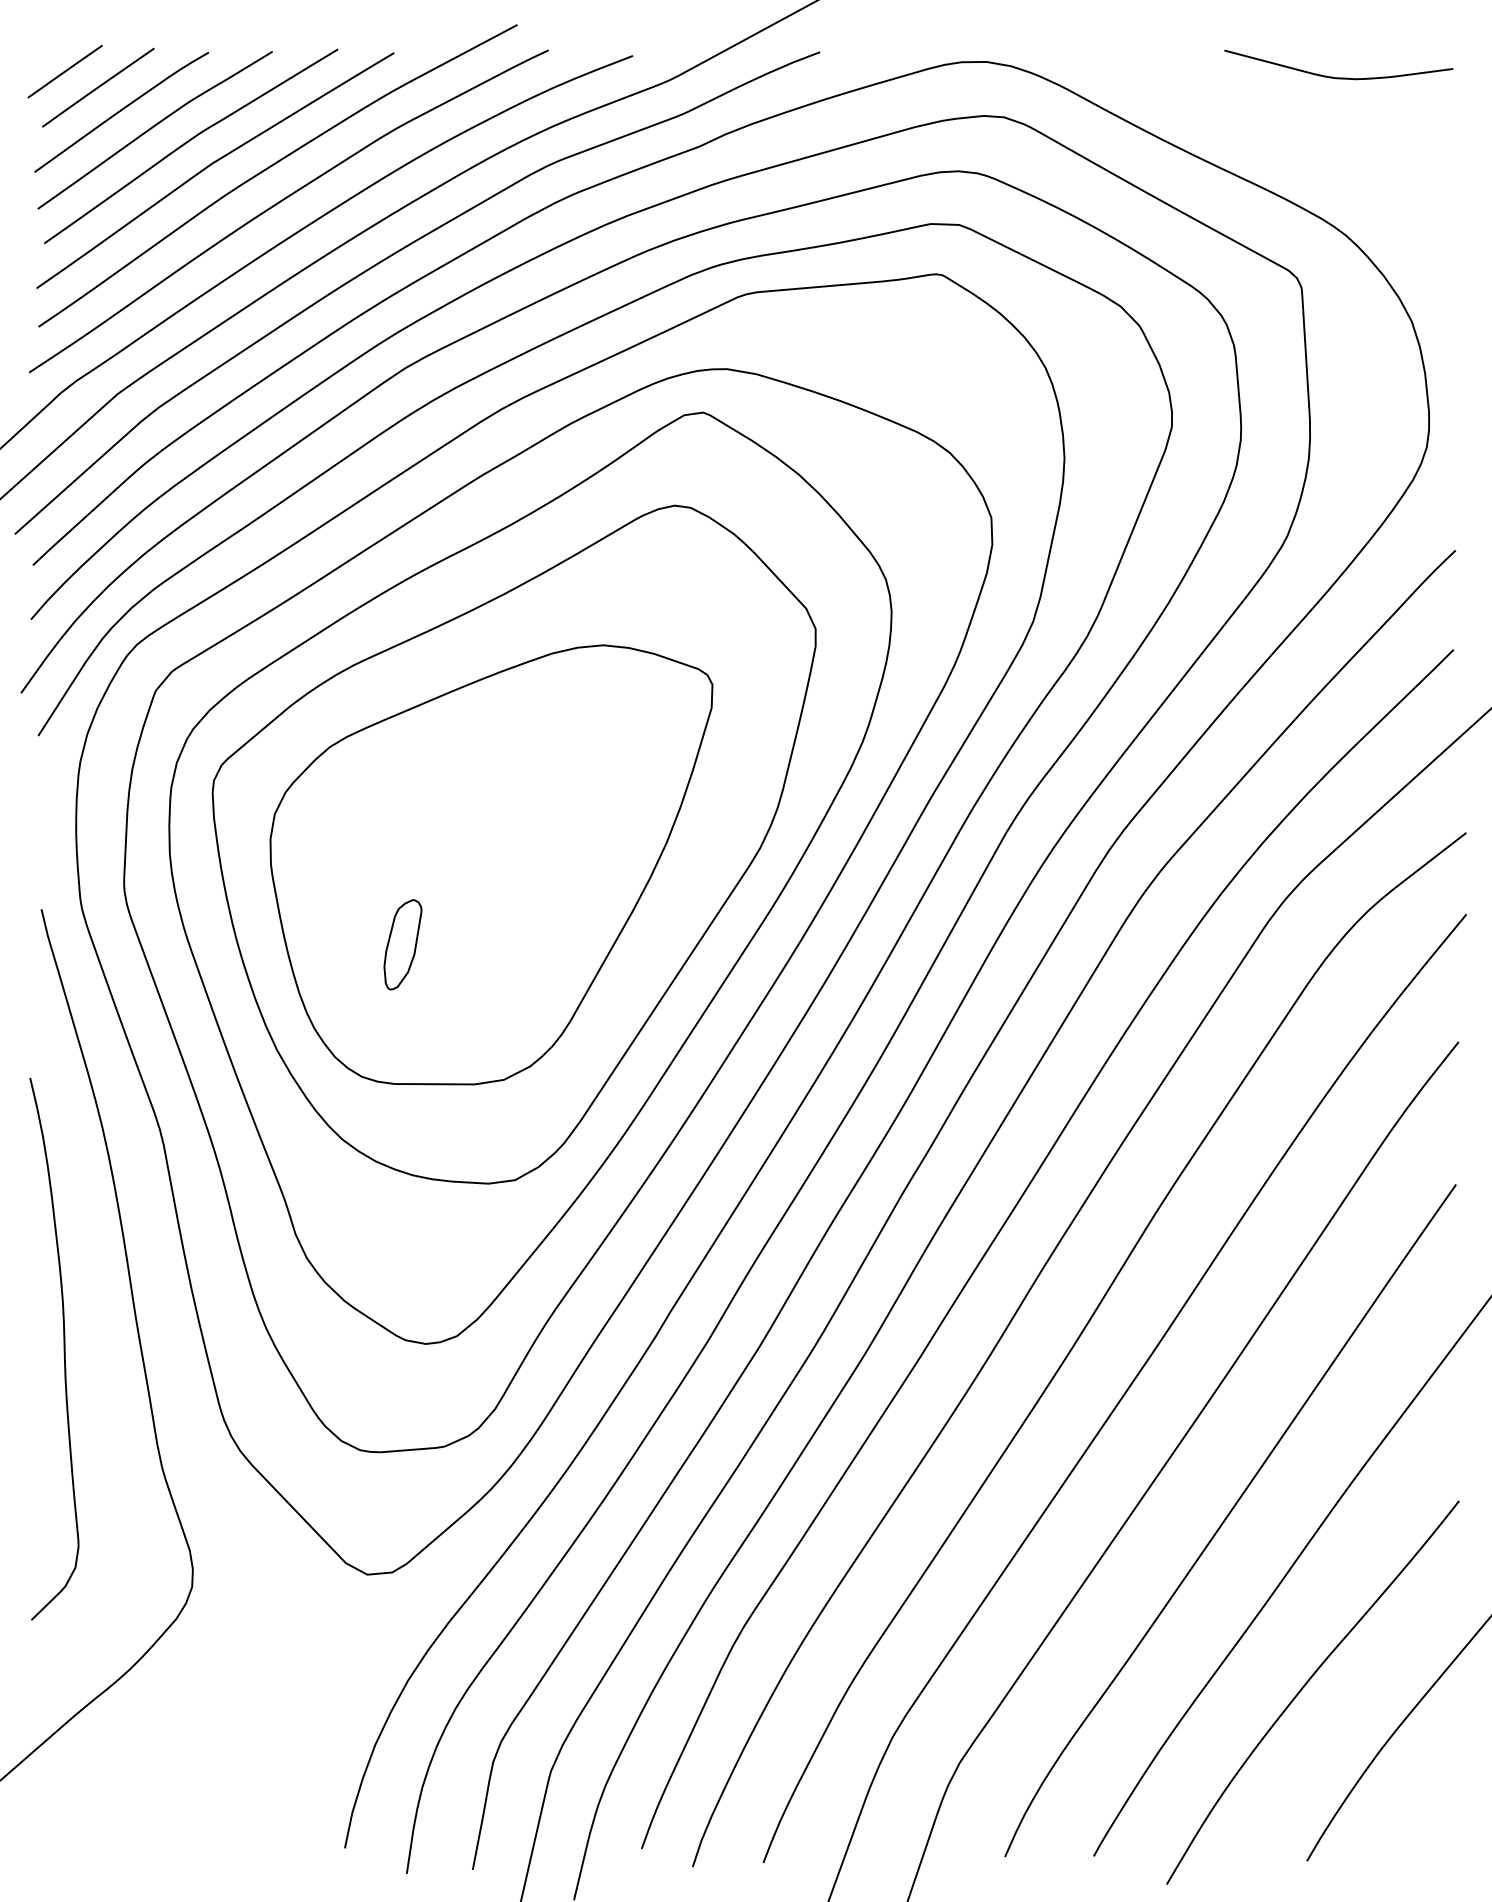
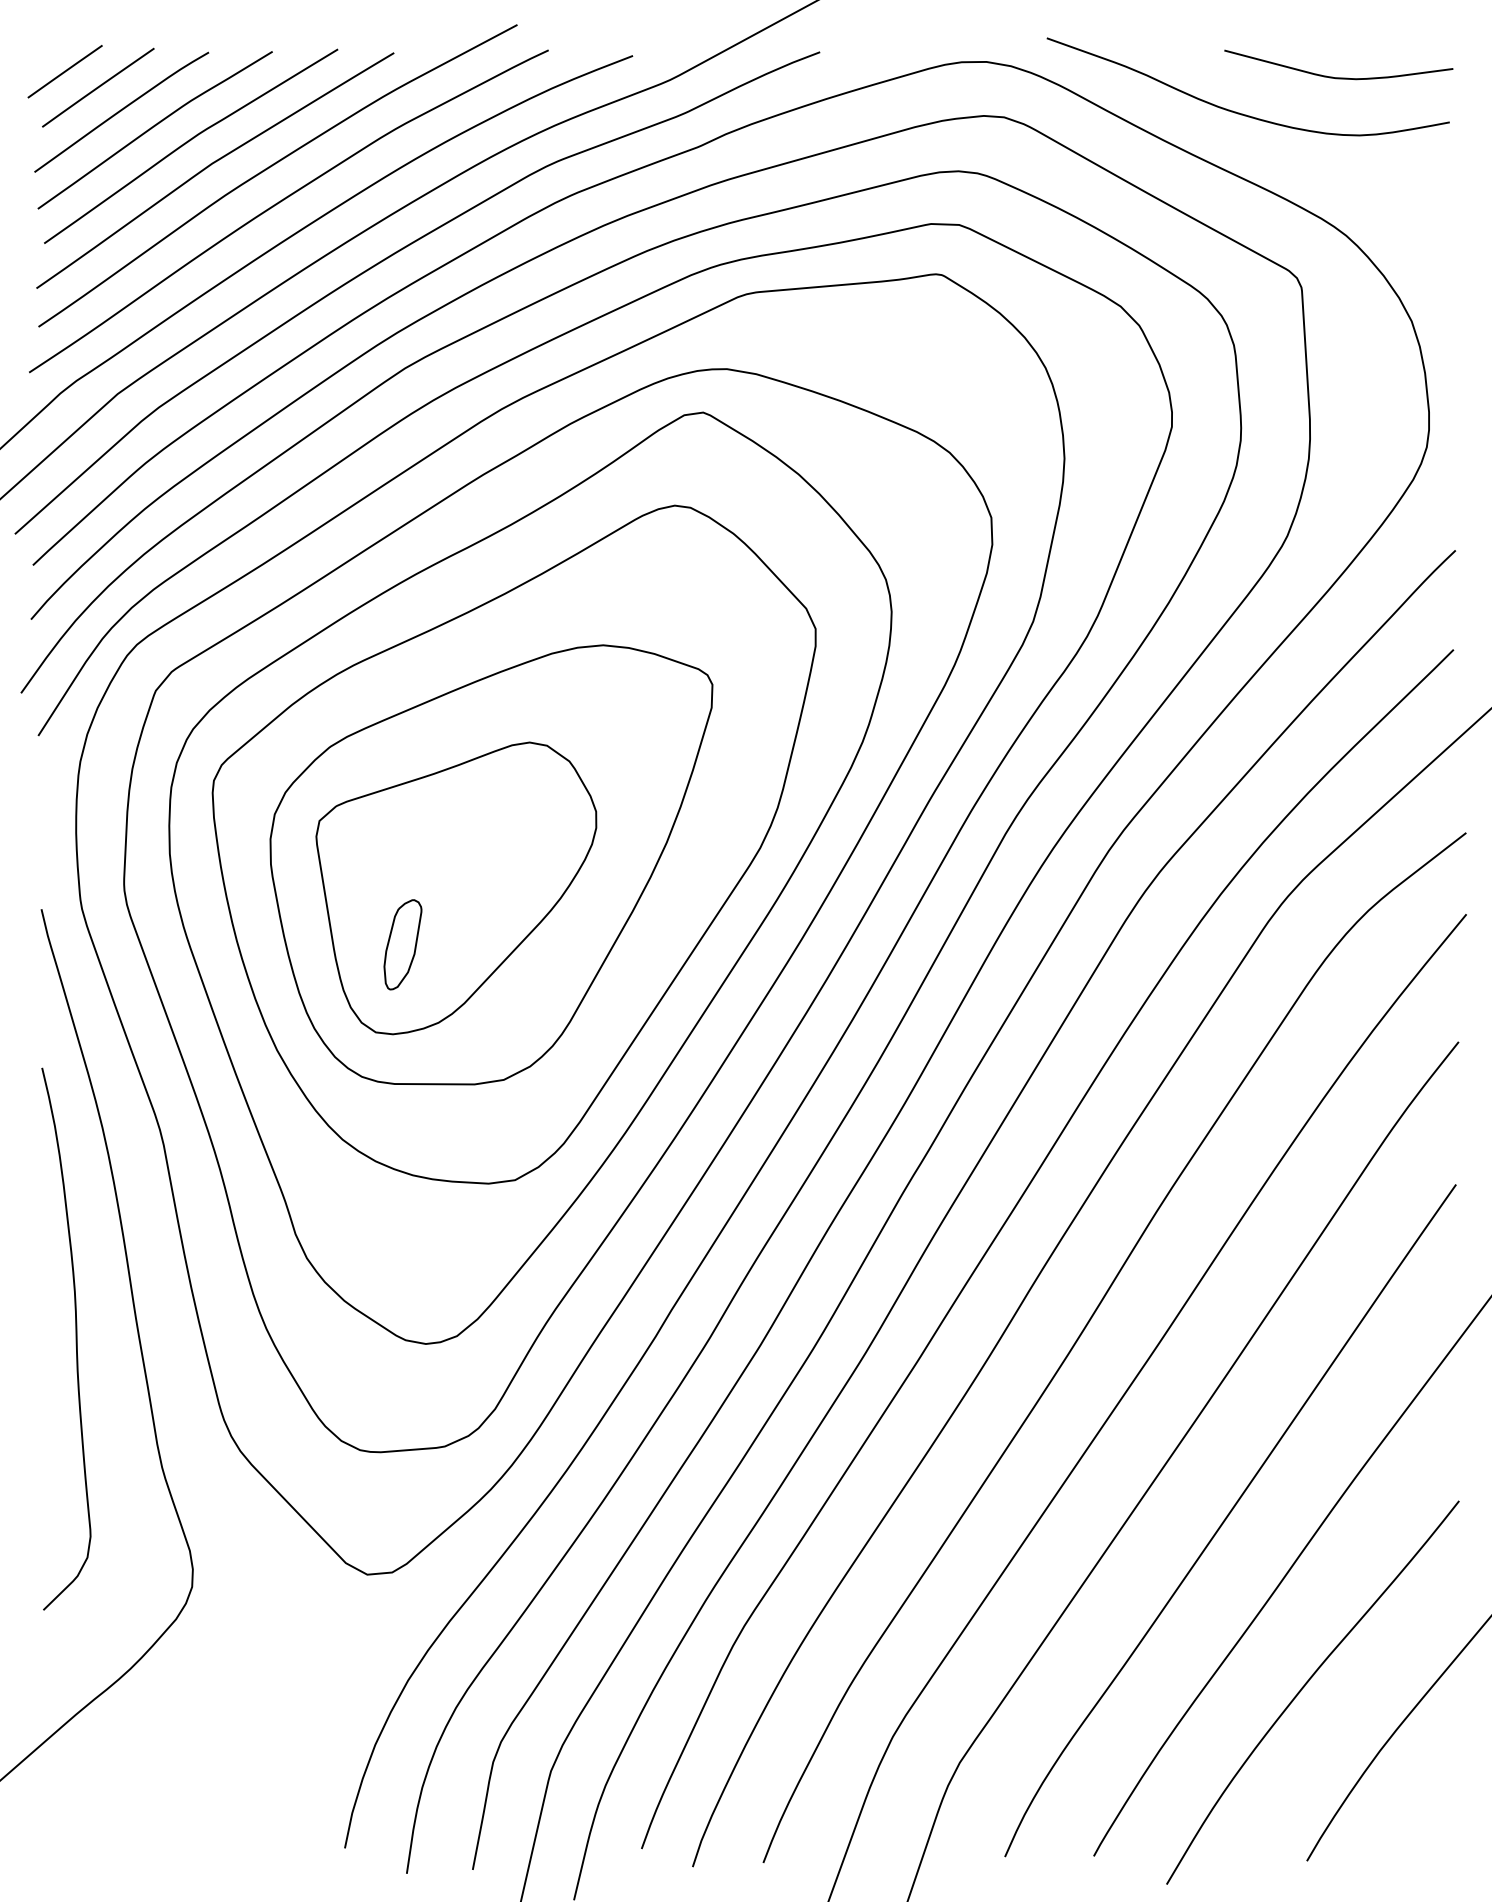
curve: none -> present (1239, 112)
part: none -> present (456, 888)
curve position: (63, 1348) -> (75, 1338) (75, 1338)
